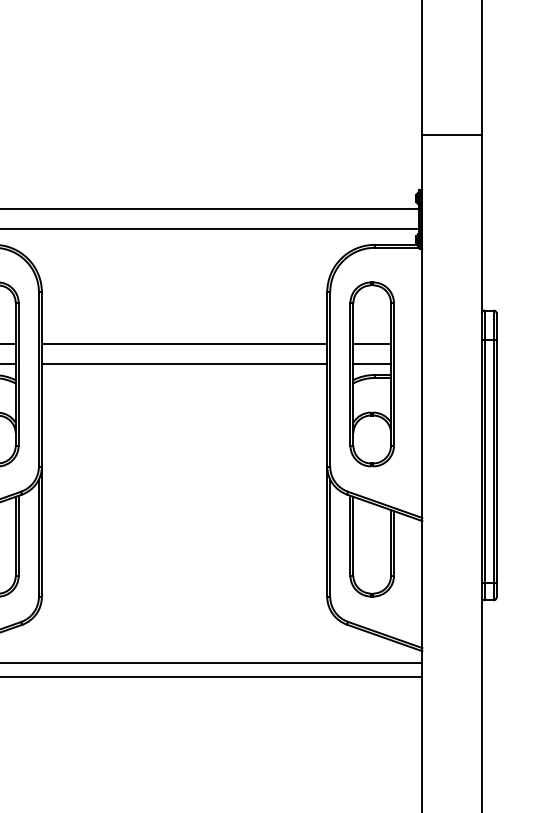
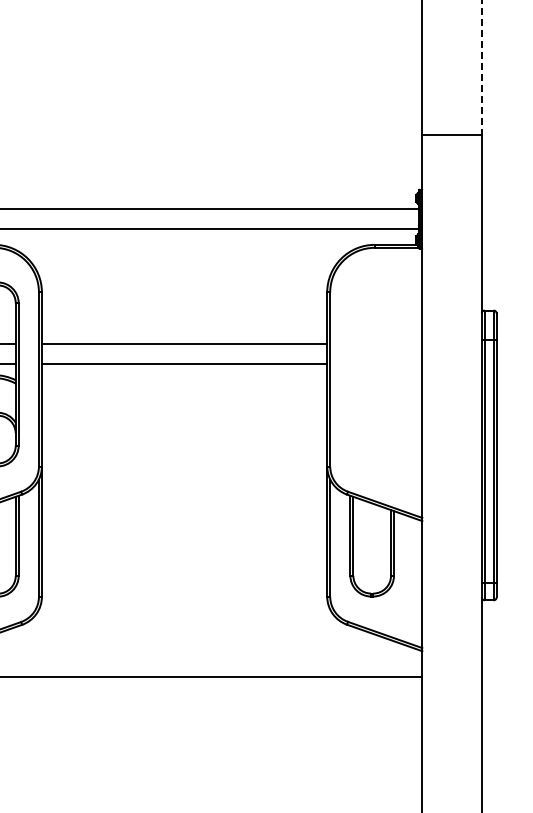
line: solid -> dashed (481, 68)
part: present -> none (371, 374)
line: present -> none (212, 662)
